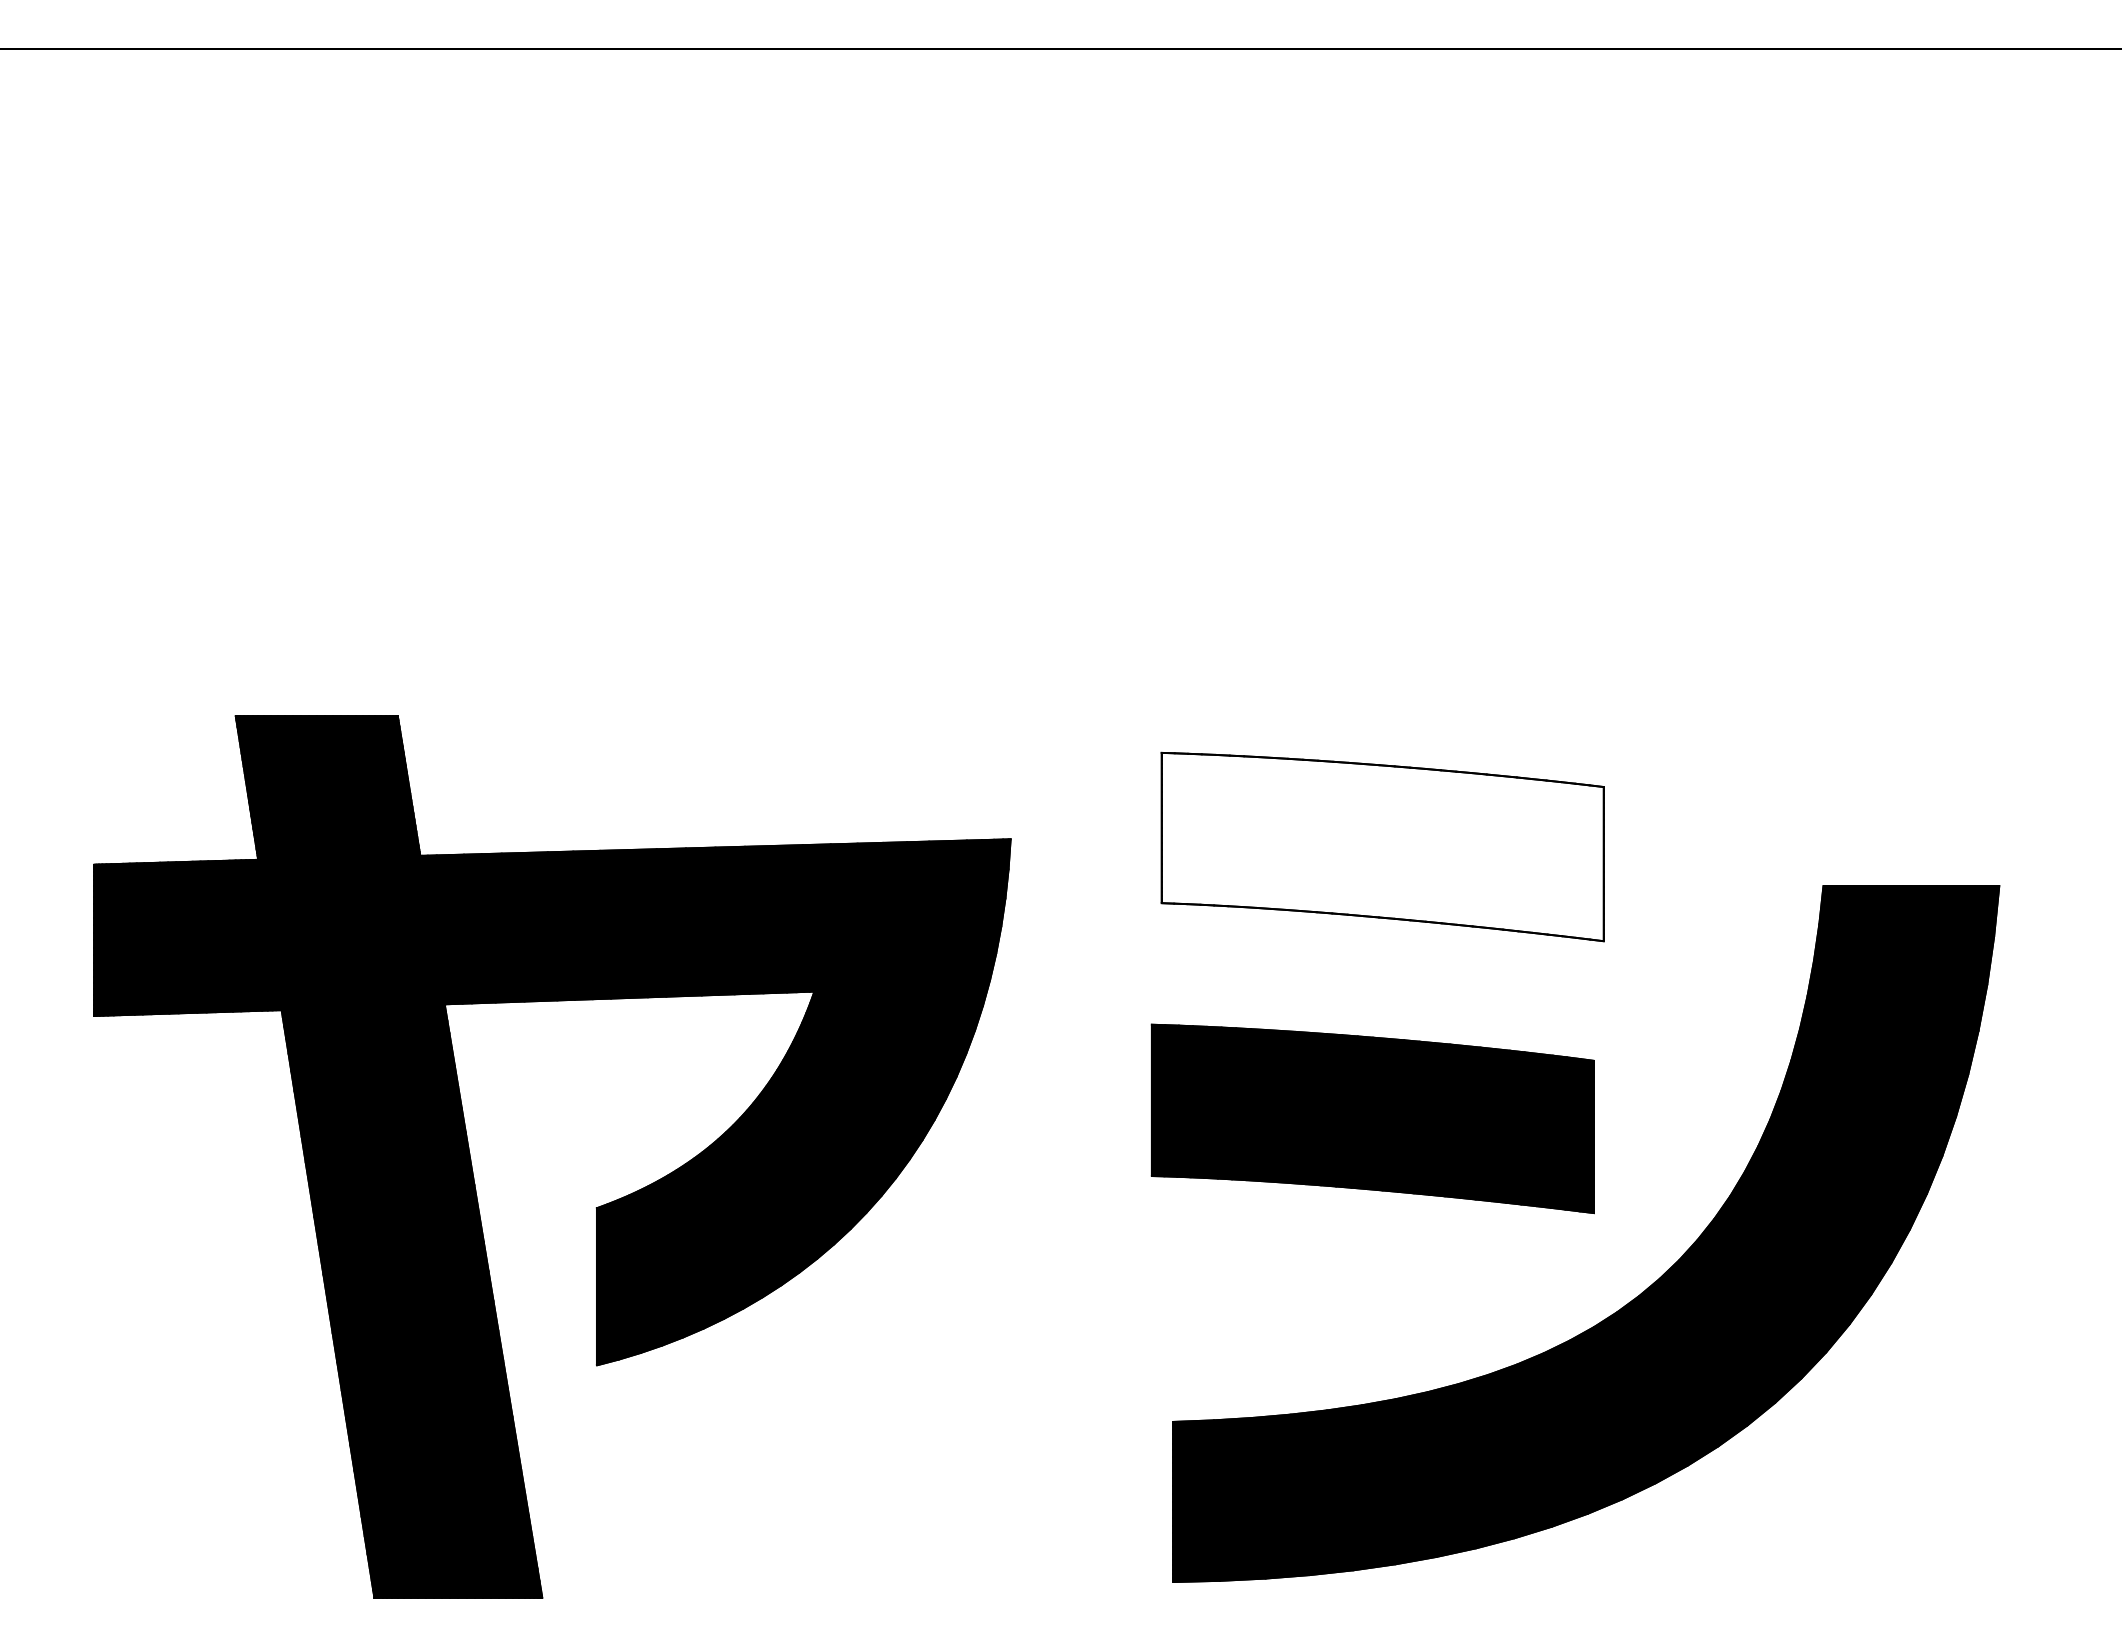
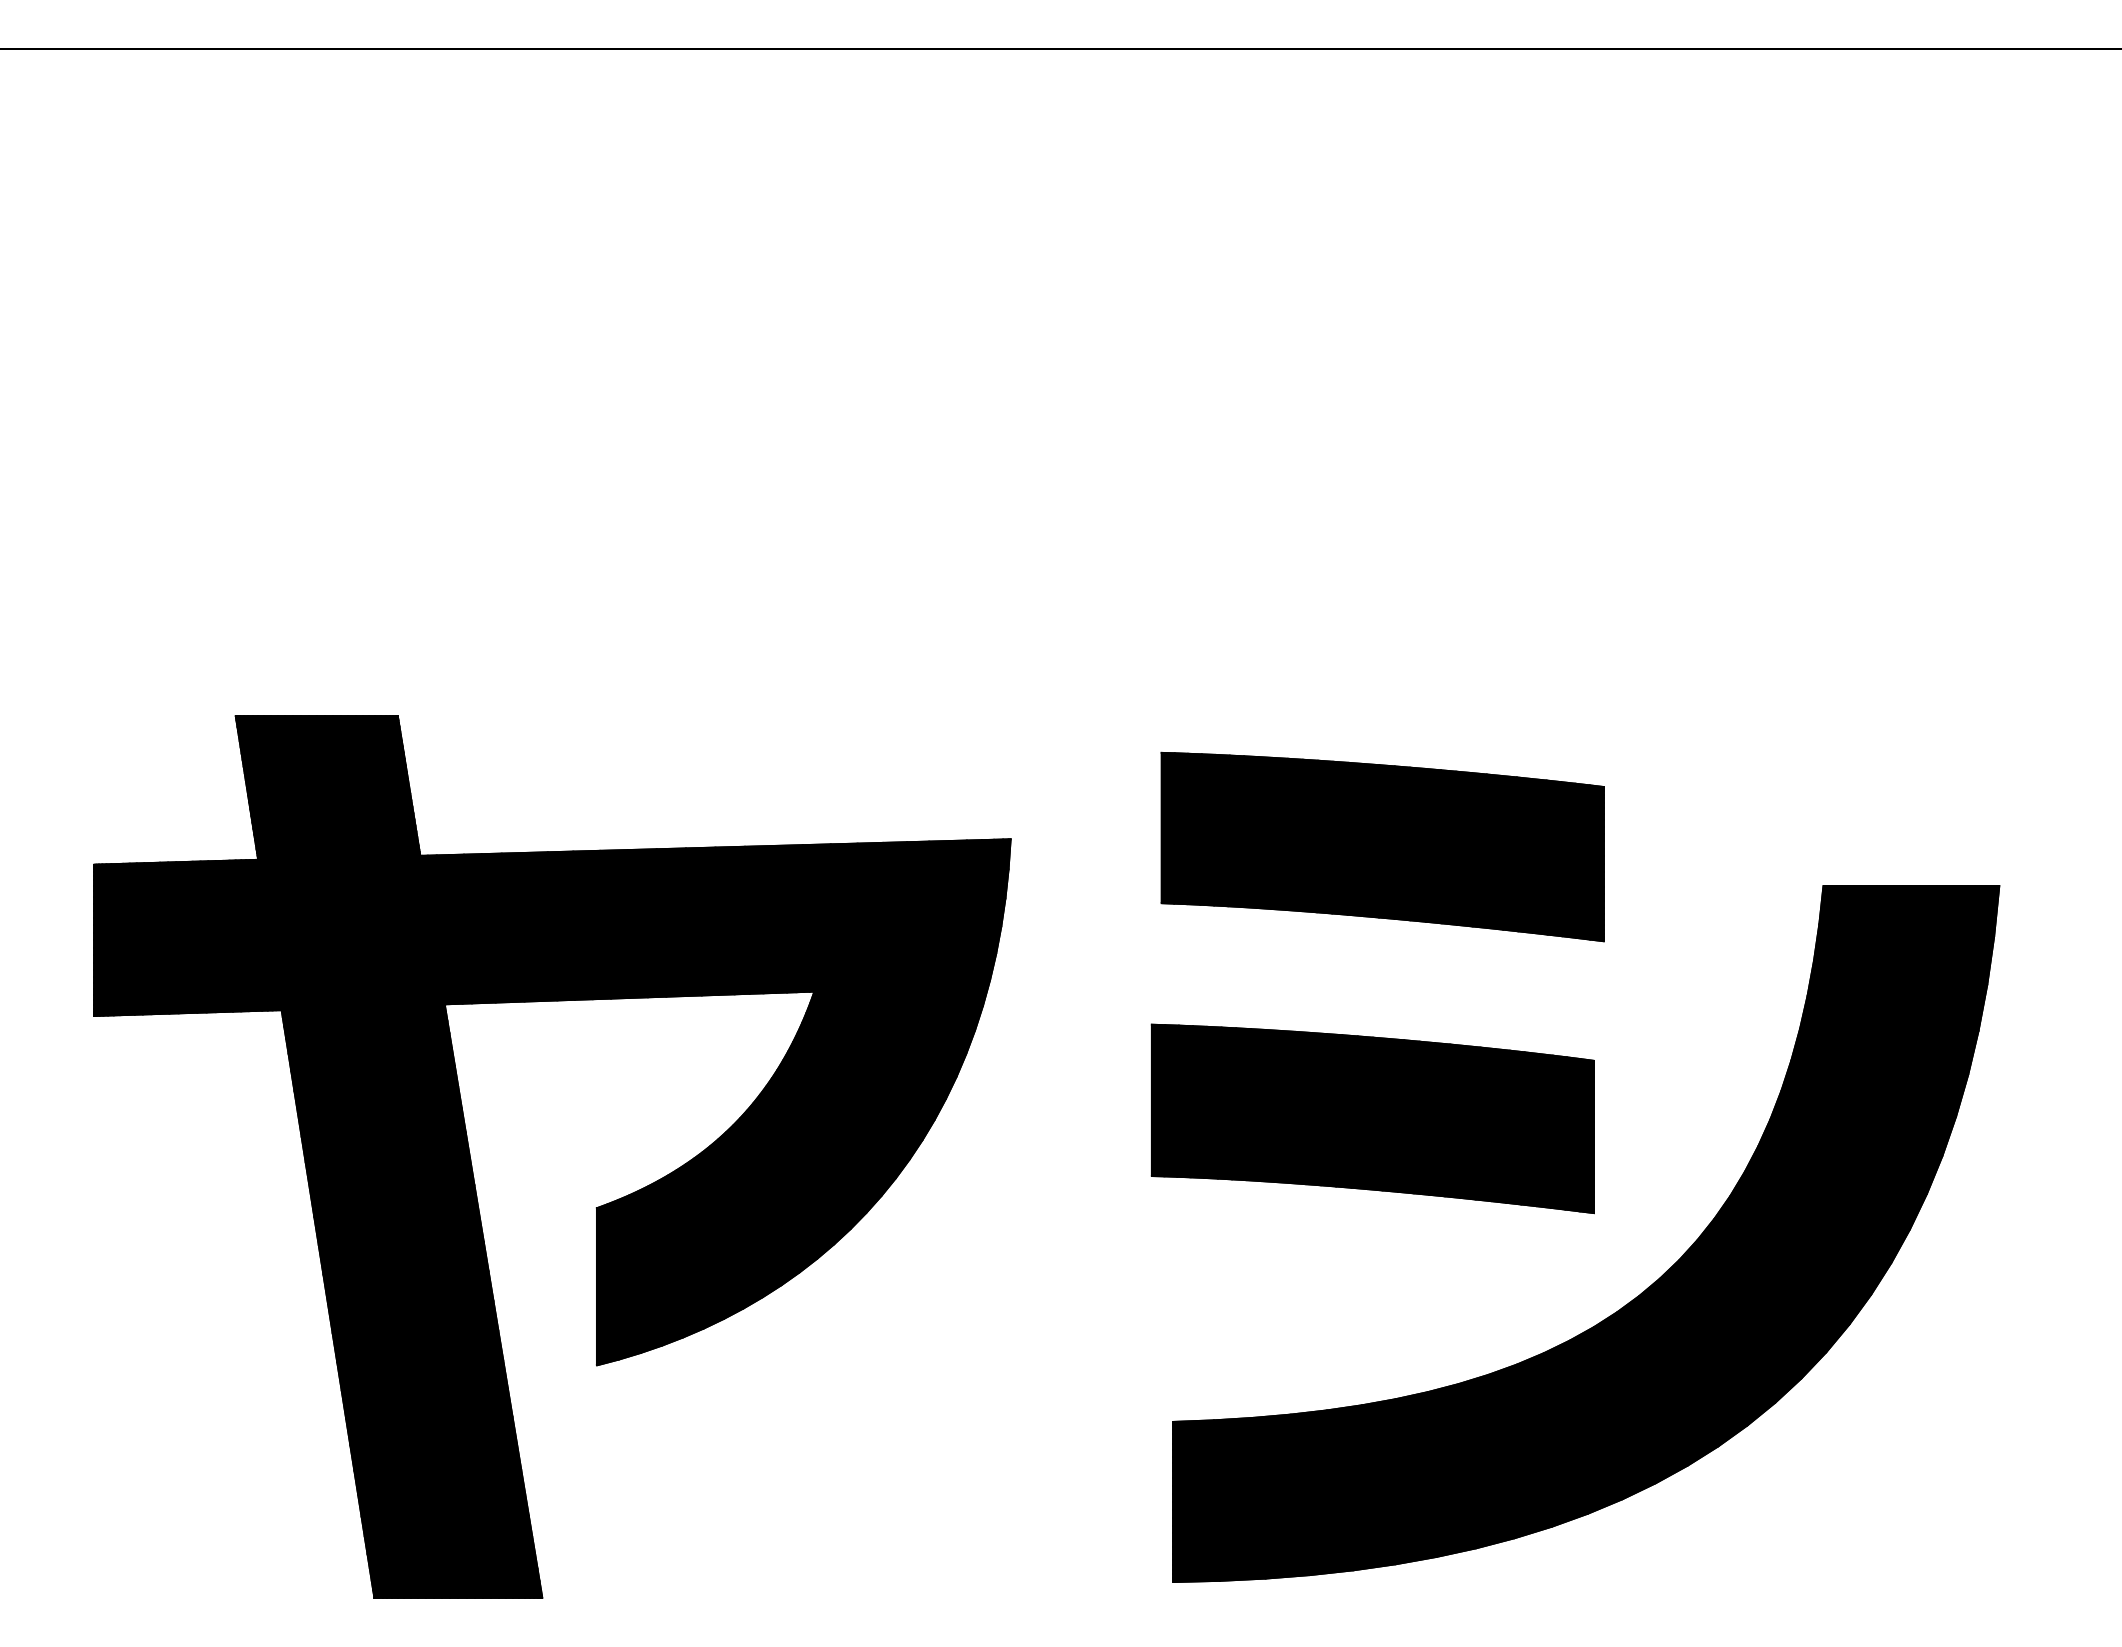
fill: none -> present (1382, 846)
